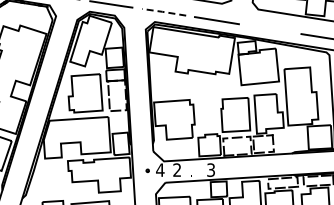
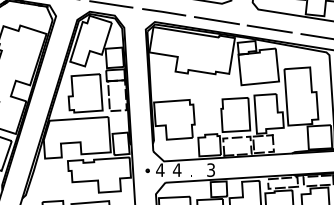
line: dashed -> solid (163, 11)
line: none -> present (269, 28)
text: 2 -> 4 (176, 169)
